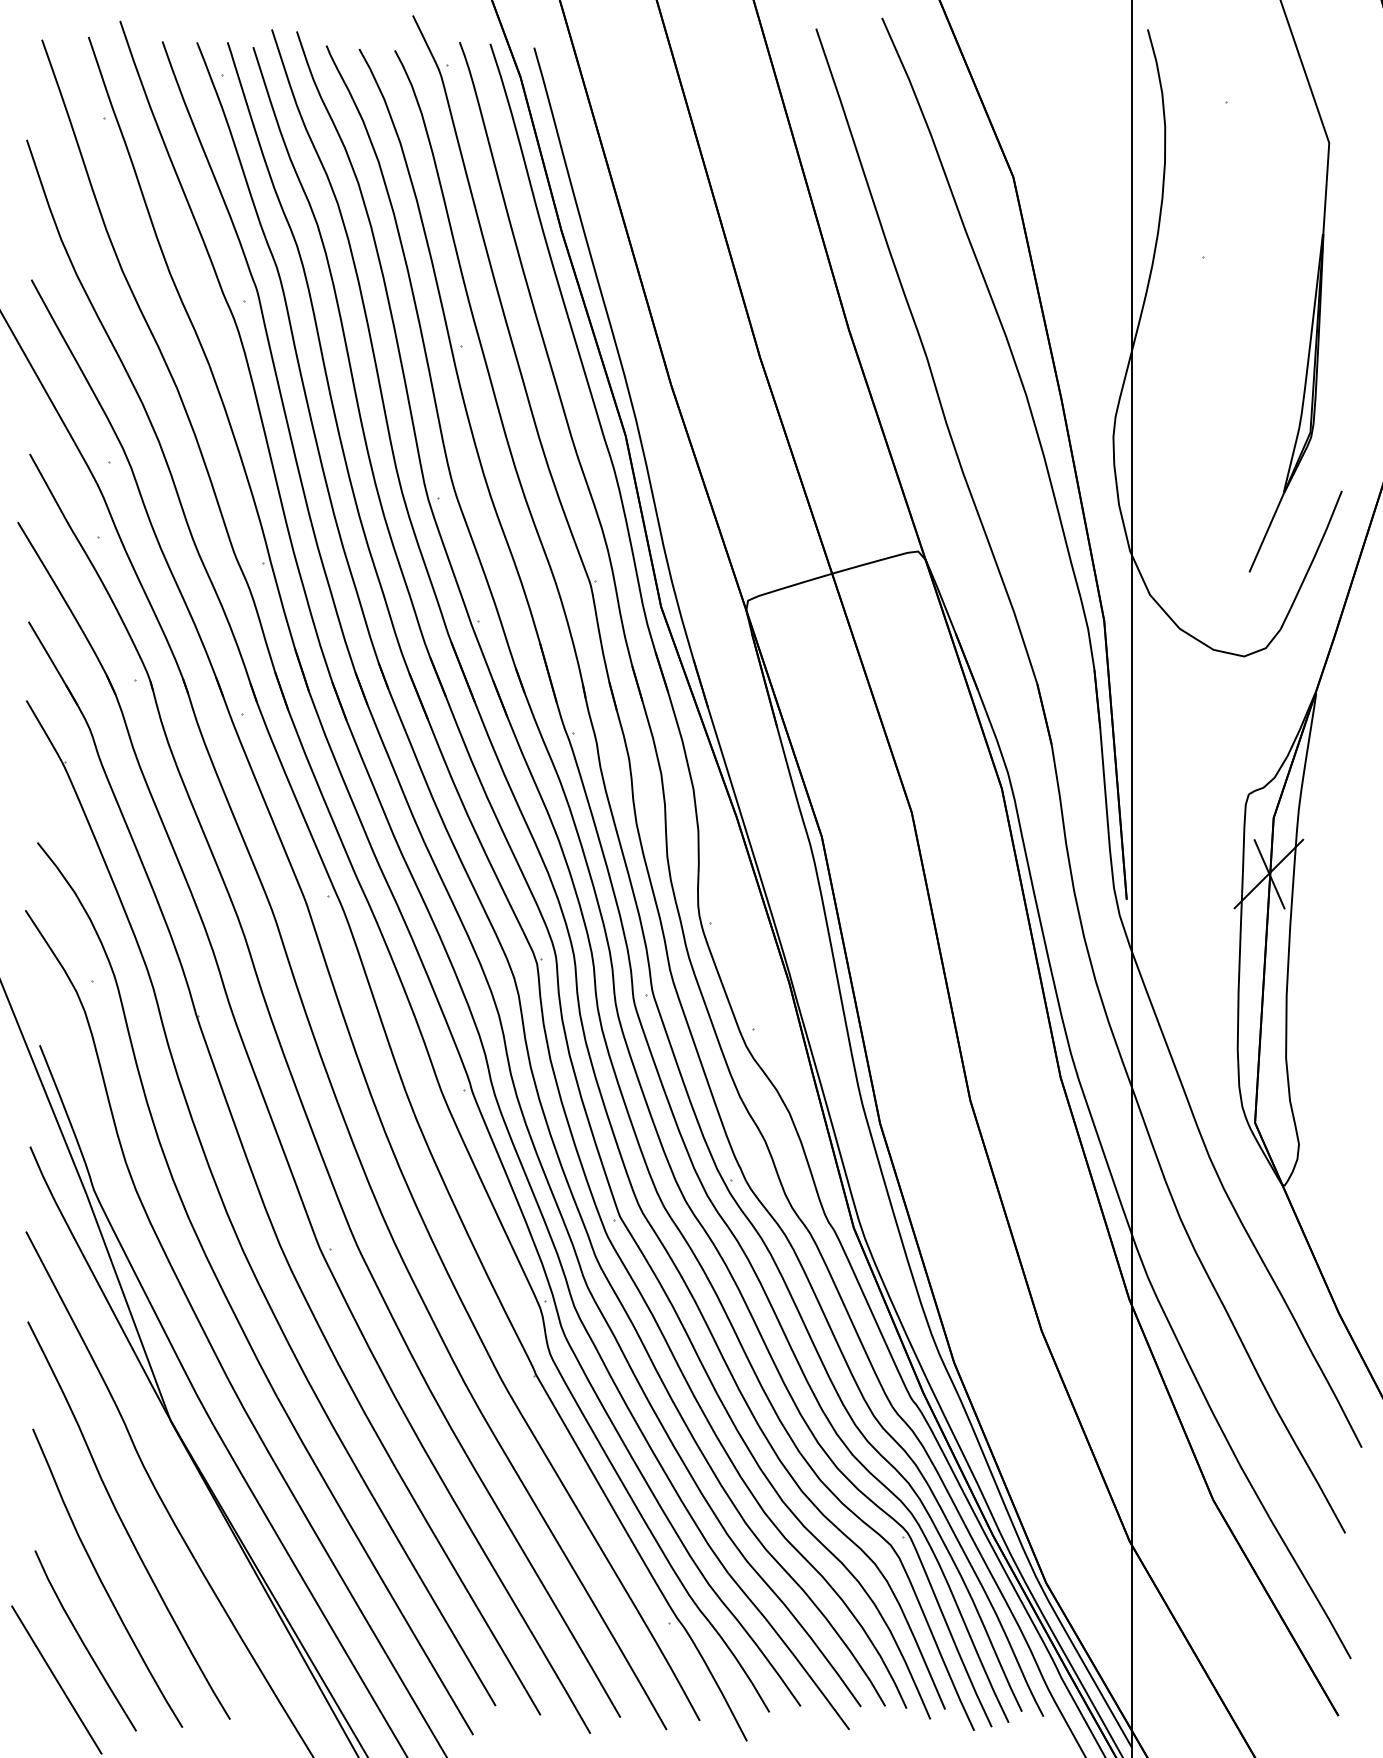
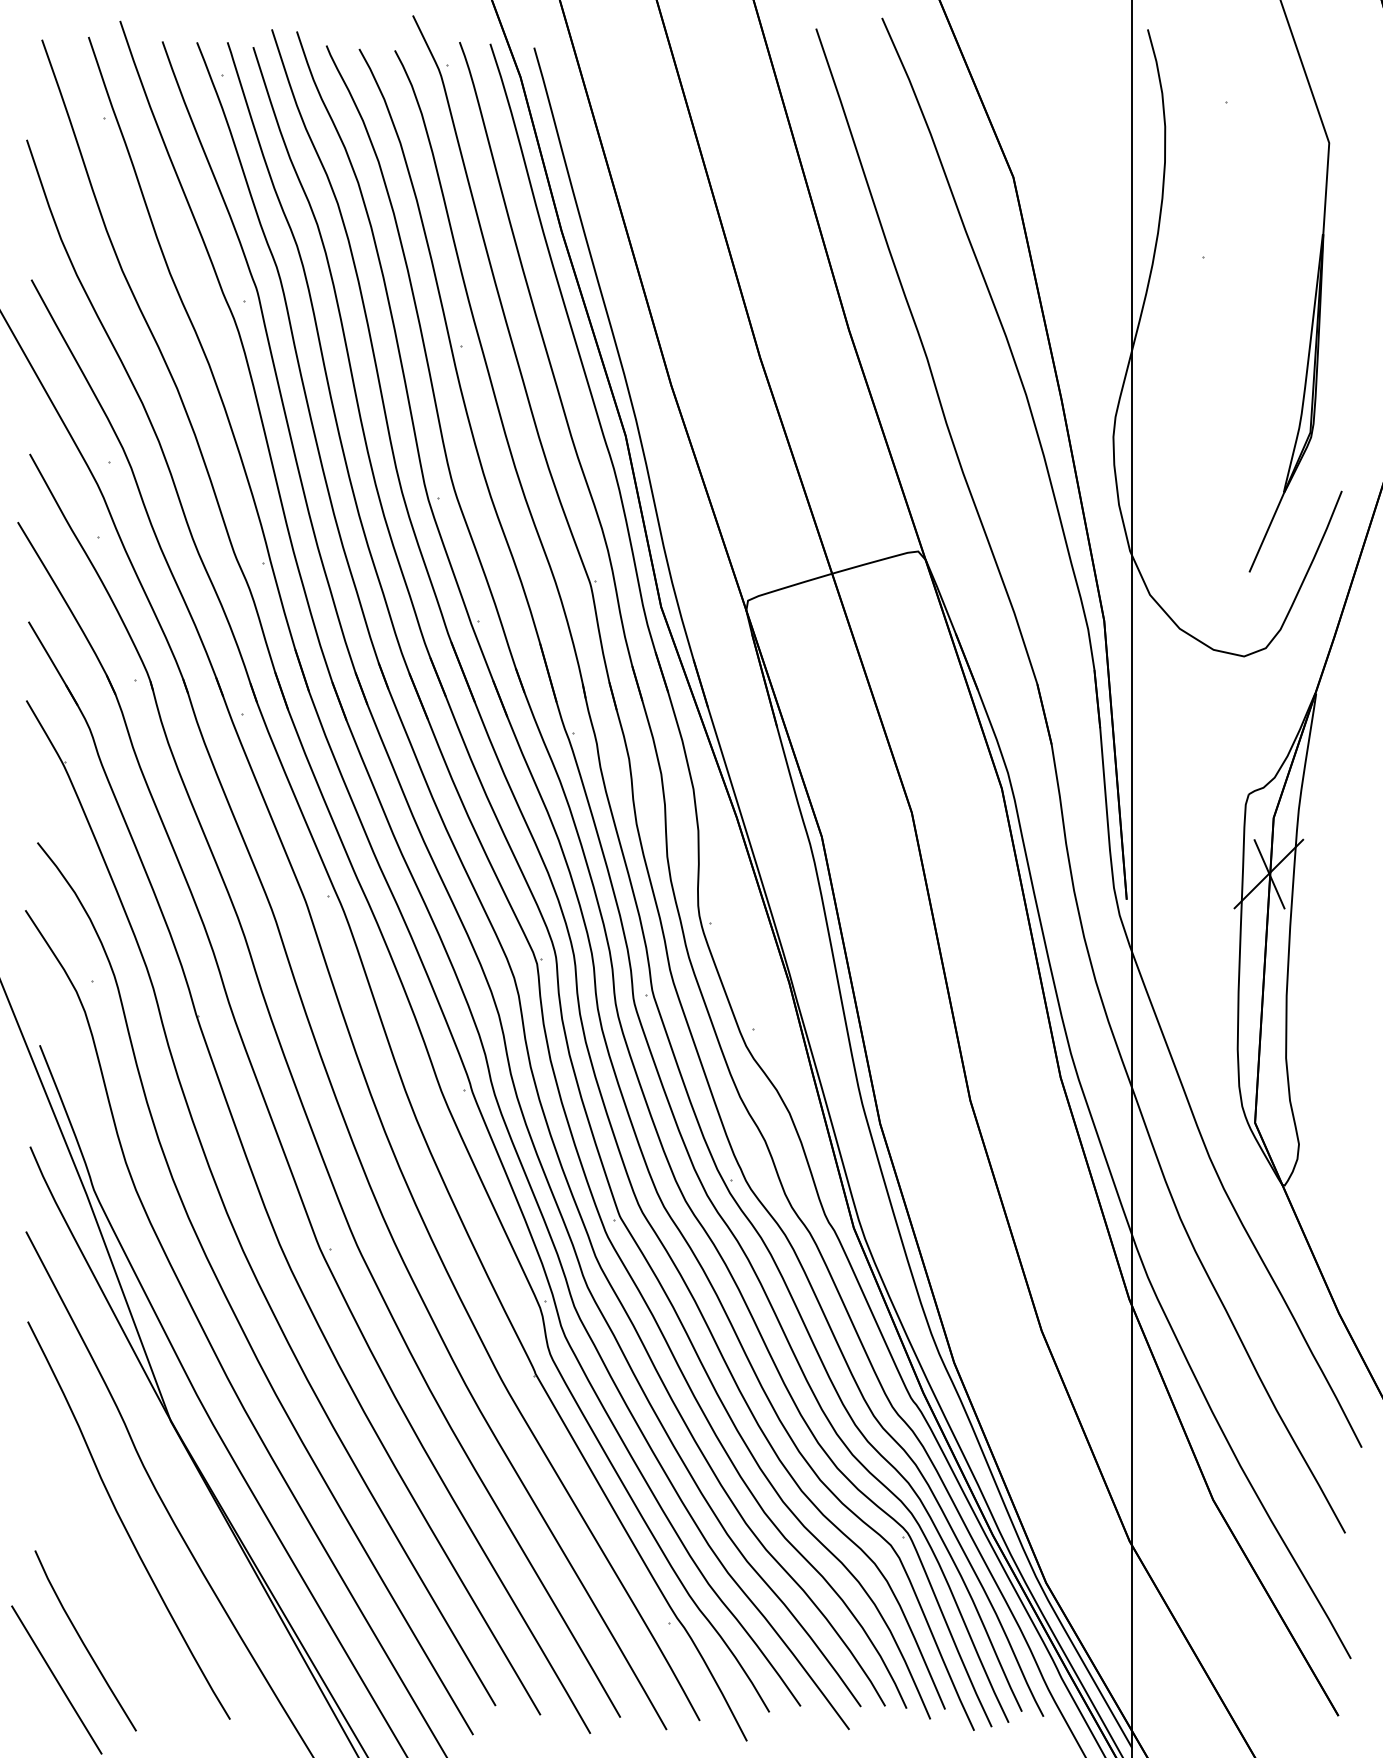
curve: present -> none (101, 1579)
